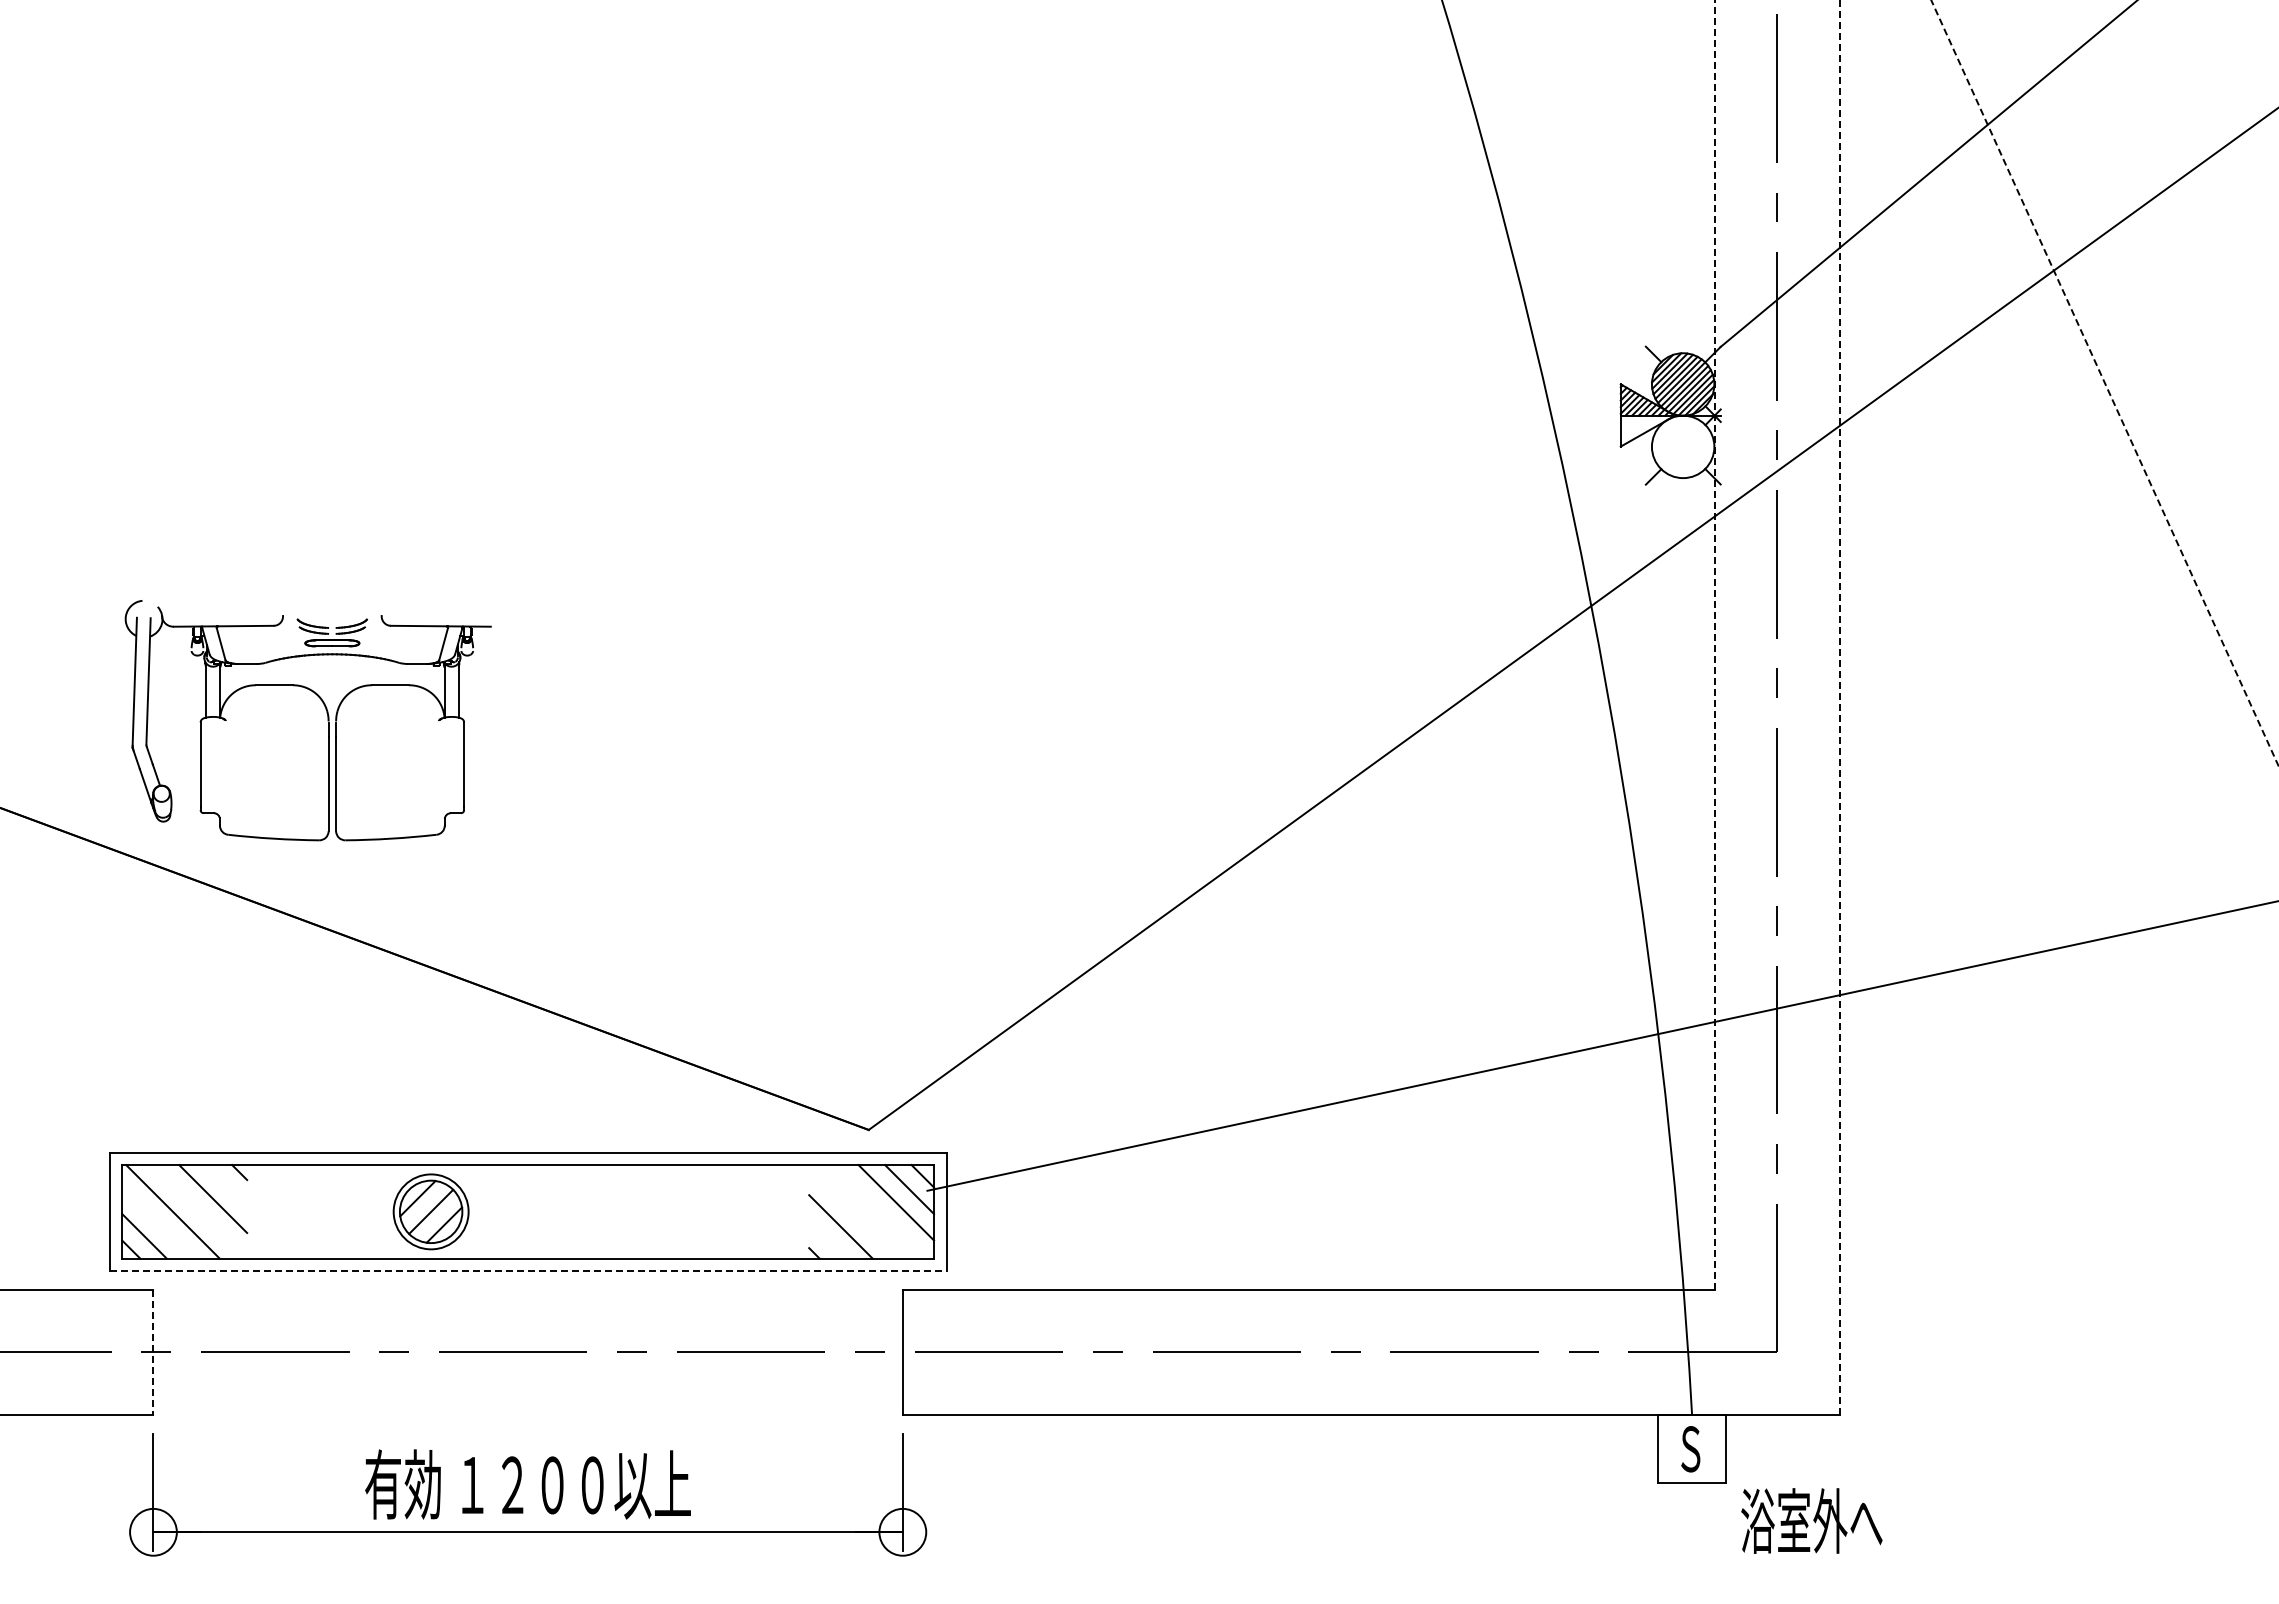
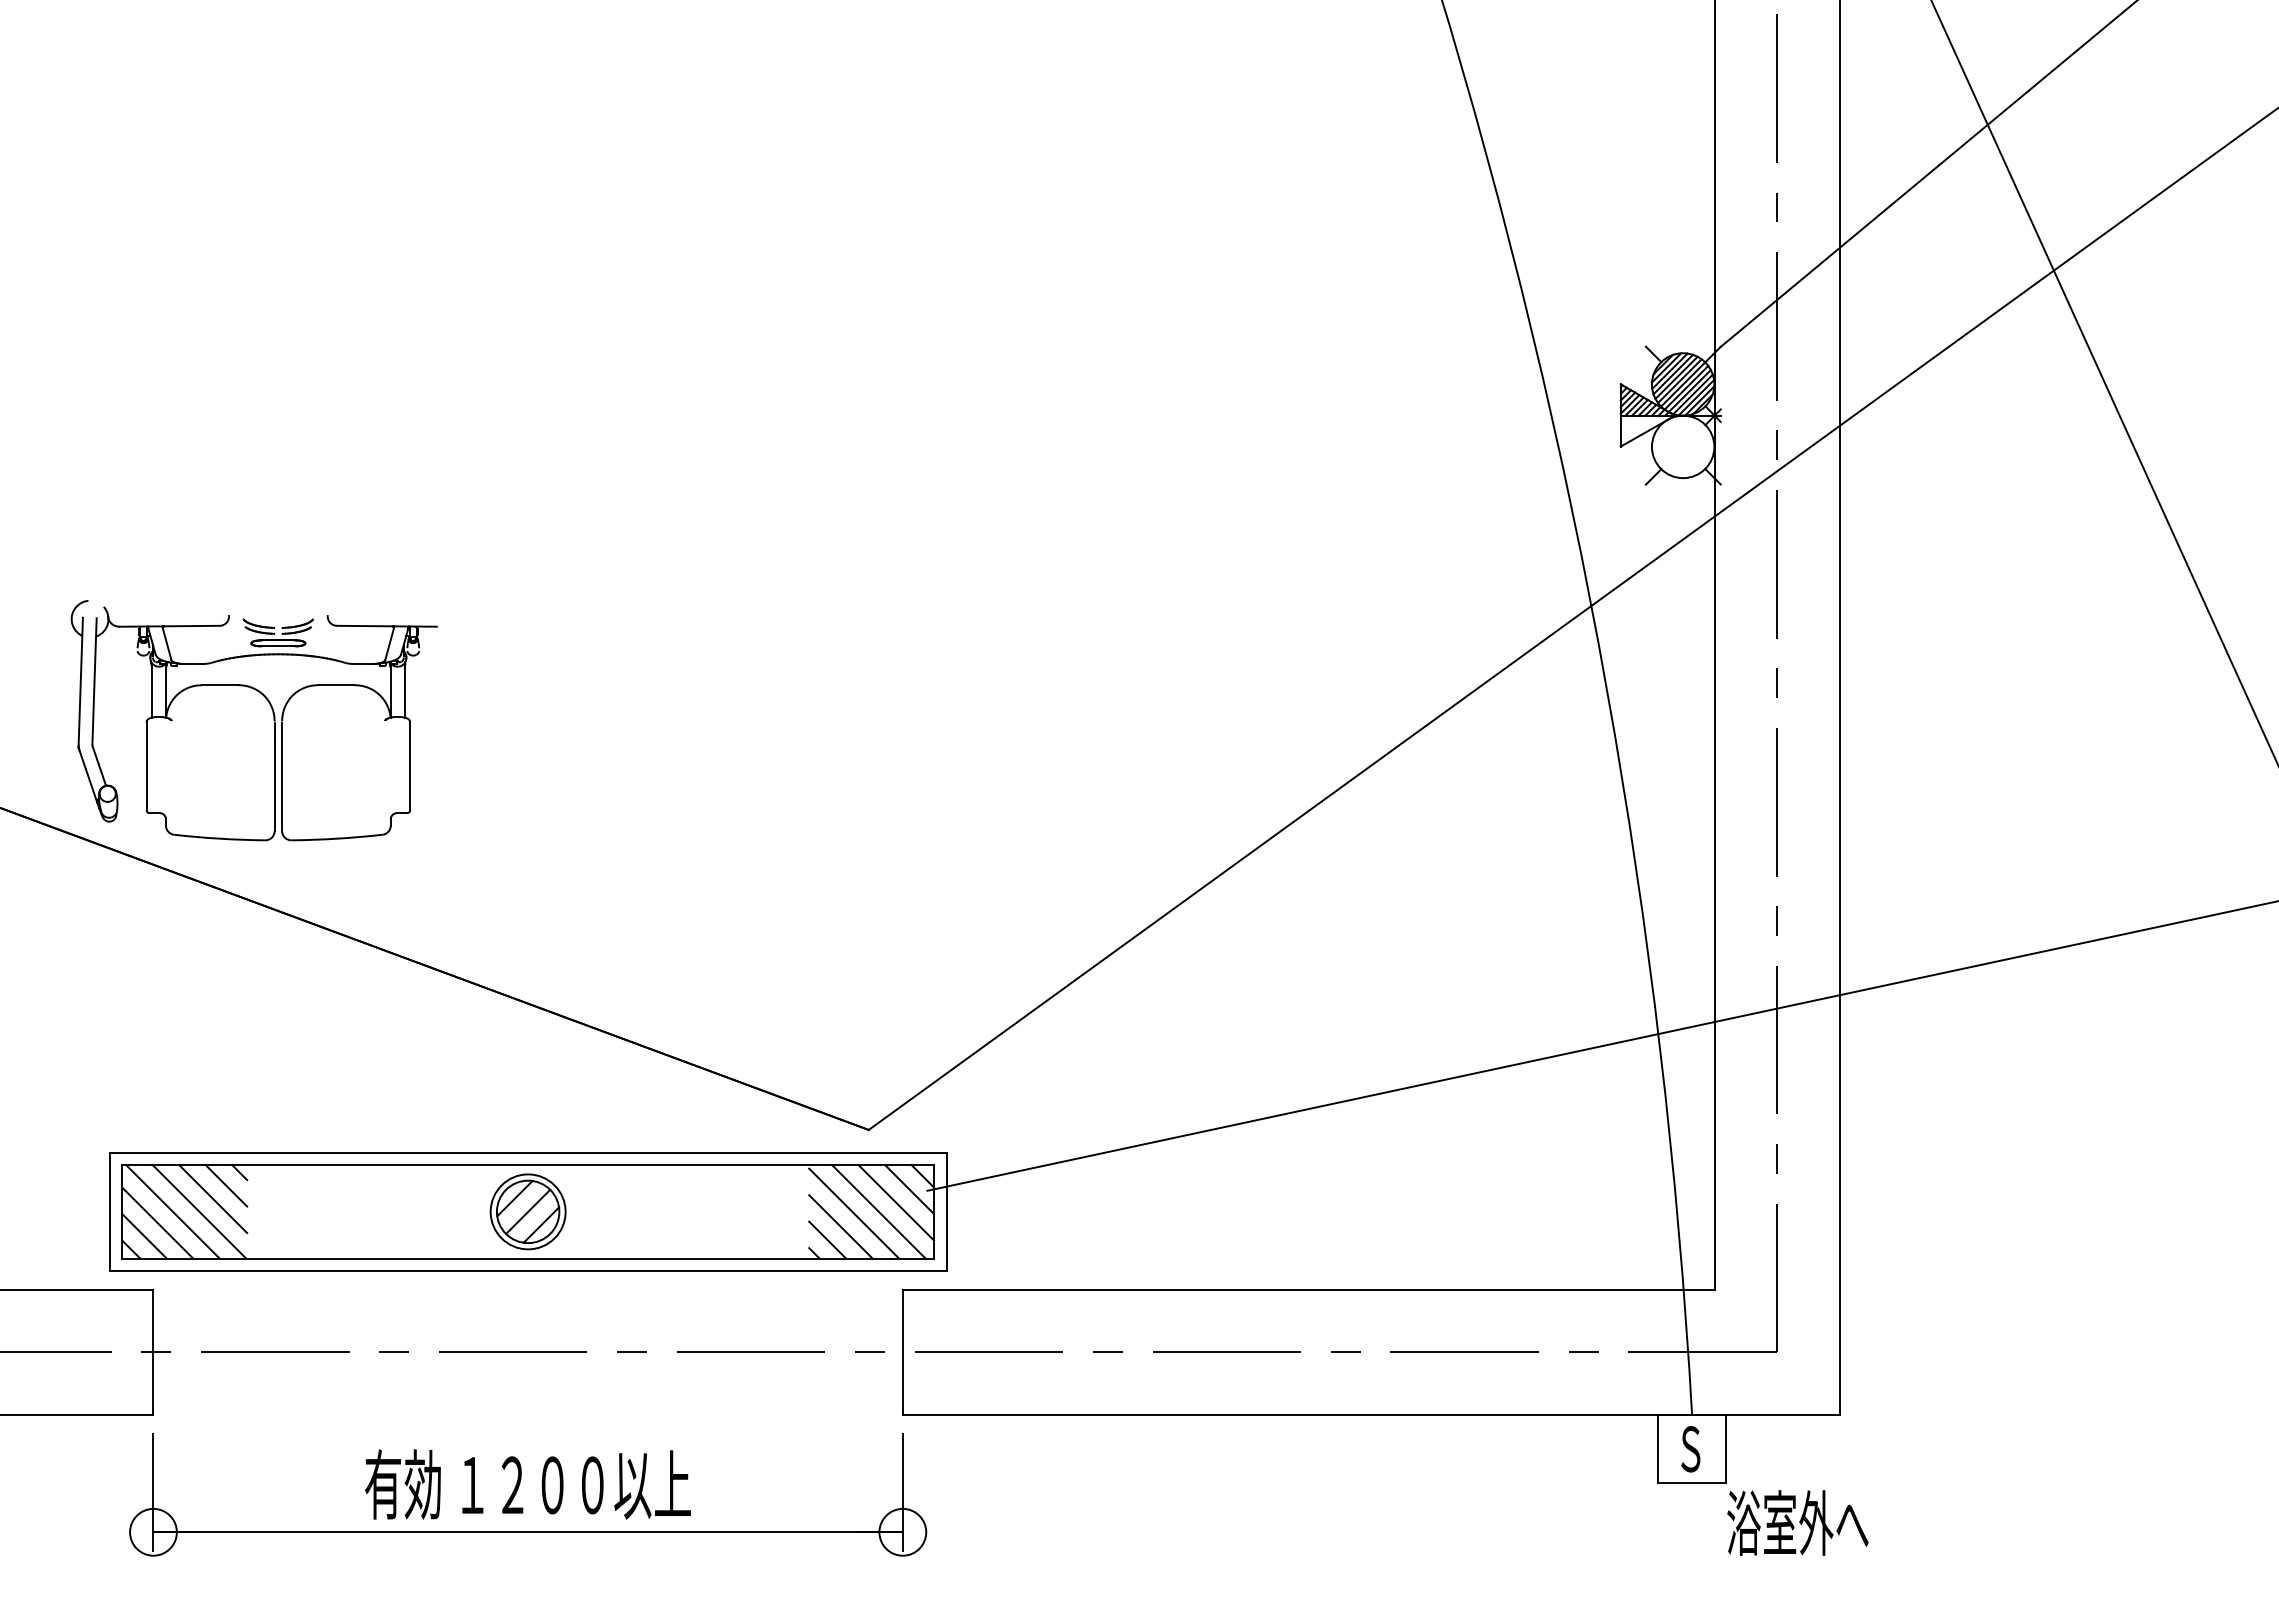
line: dashed -> solid (2105, 383)
line: dashed -> solid (1714, 645)
line: dashed -> solid (1839, 707)
part position: (307, 720) -> (253, 720) (253, 720)
line: none -> present (226, 1185)
line: none -> present (199, 1211)
part position: (430, 1211) -> (527, 1211) (527, 1211)
line: none -> present (878, 1211)
line: none -> present (854, 1213)
line: none -> present (157, 1222)
line: none -> present (827, 1239)
line: dashed -> solid (528, 1271)
line: dashed -> solid (153, 1352)
text position: (1811, 1520) -> (1797, 1522) (1797, 1522)
